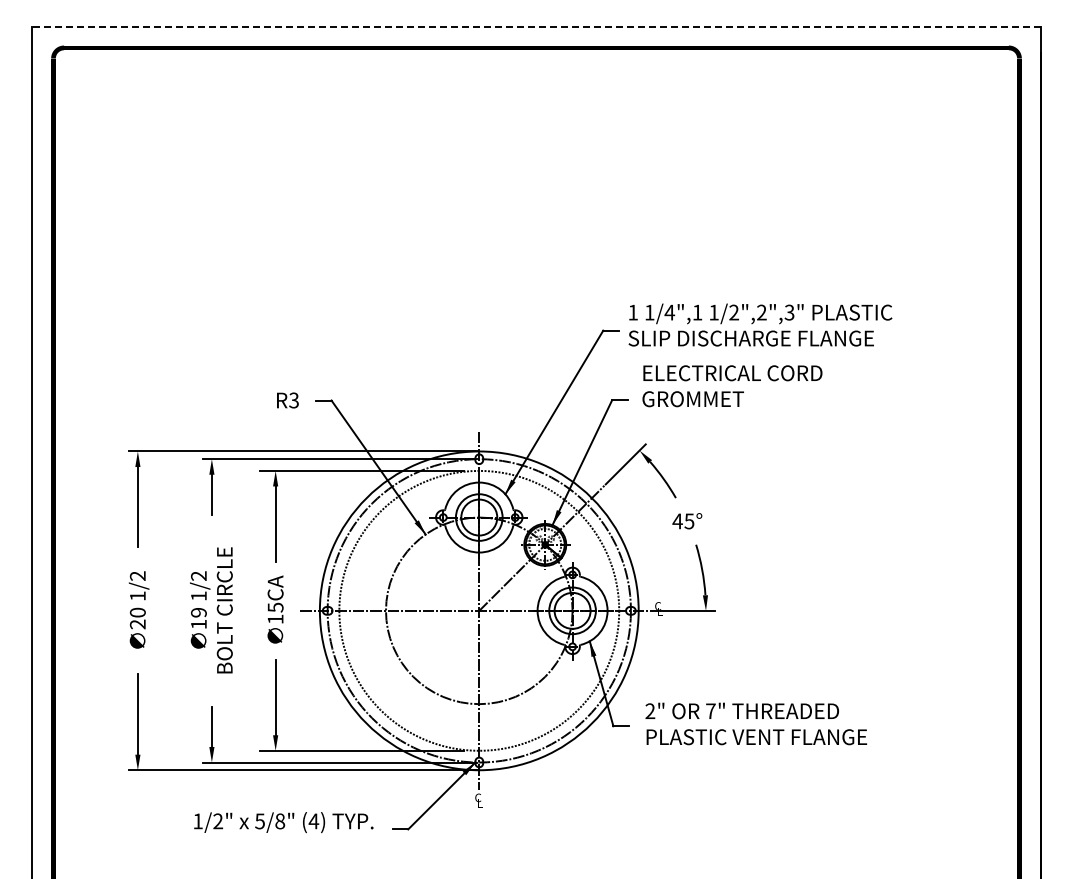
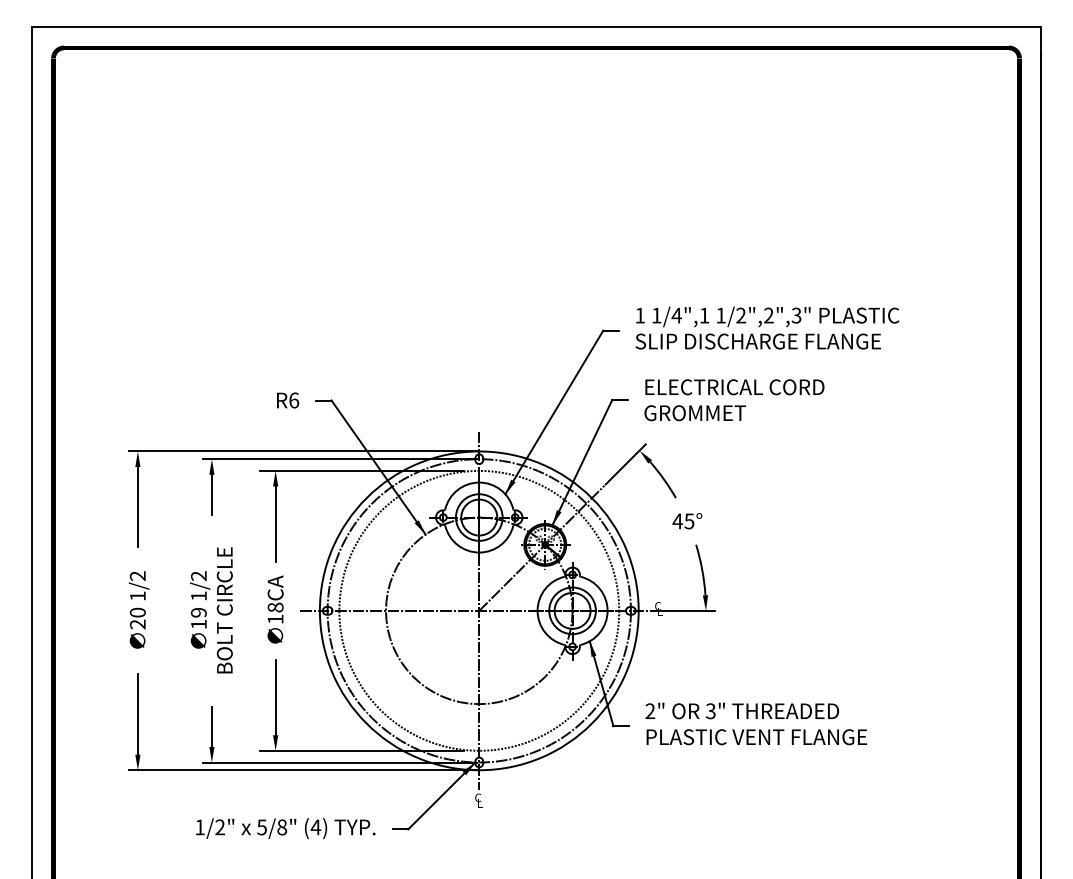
line: dashed -> solid (536, 26)
text position: (760, 324) -> (767, 327) (767, 327)
text position: (732, 386) -> (734, 400) (734, 400)
text: R3 -> R6 (294, 400)
text: 15CA -> 18CA (275, 607)
text: 7" -> 3" (710, 711)
text position: (283, 822) -> (285, 828) (285, 828)
